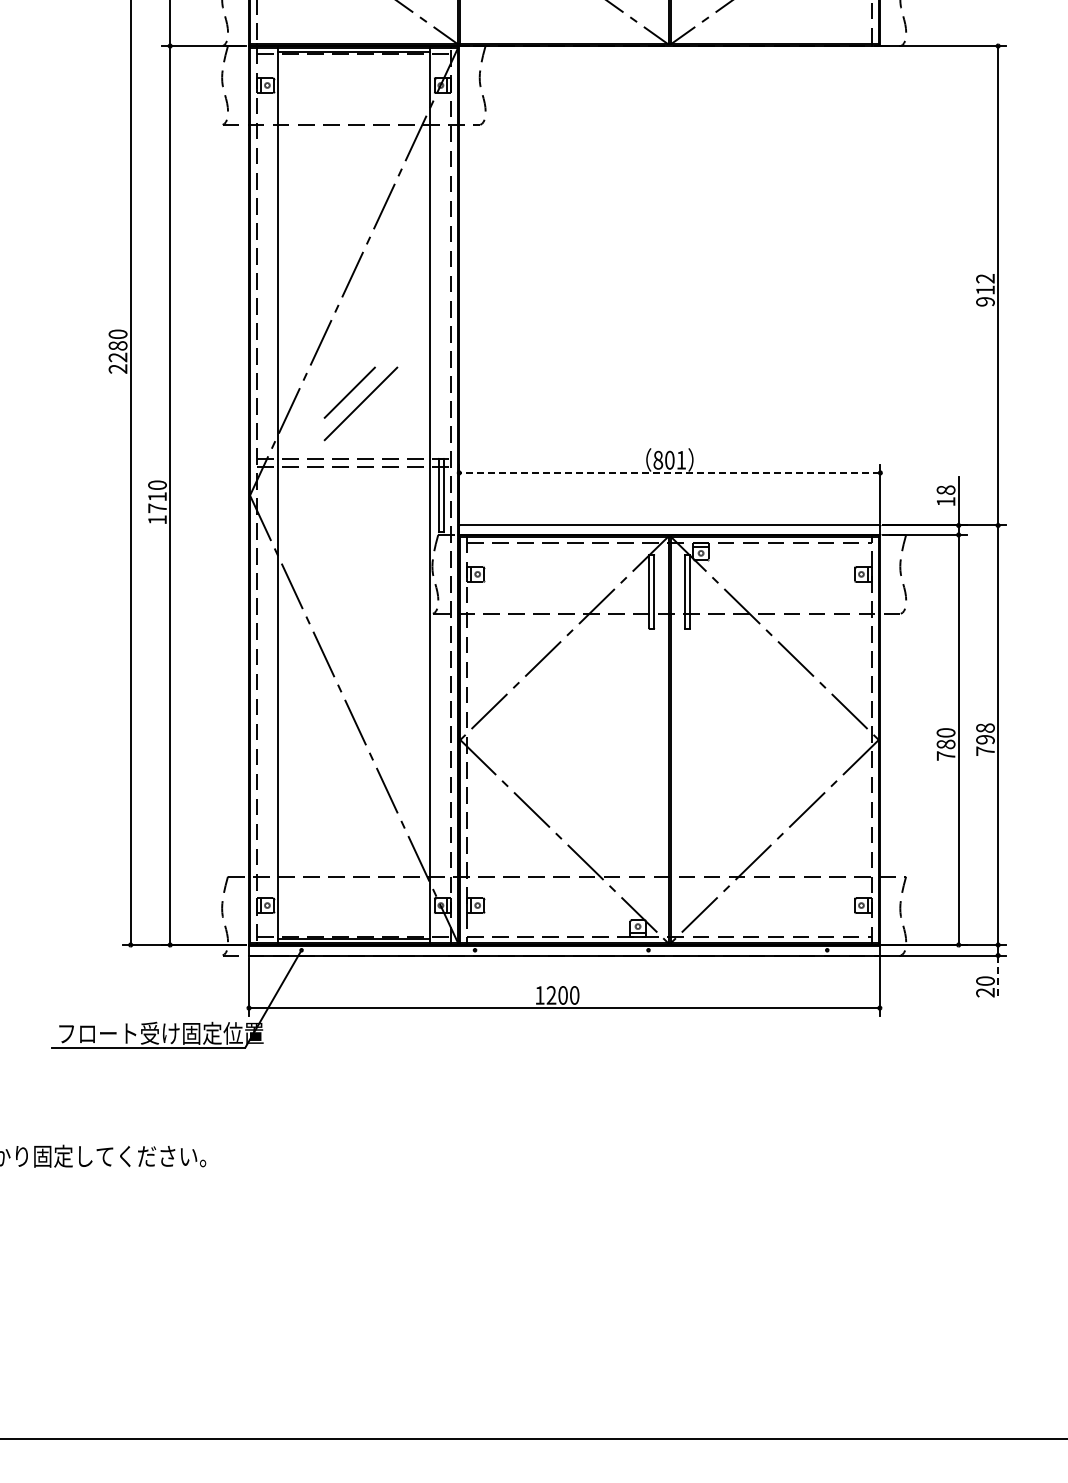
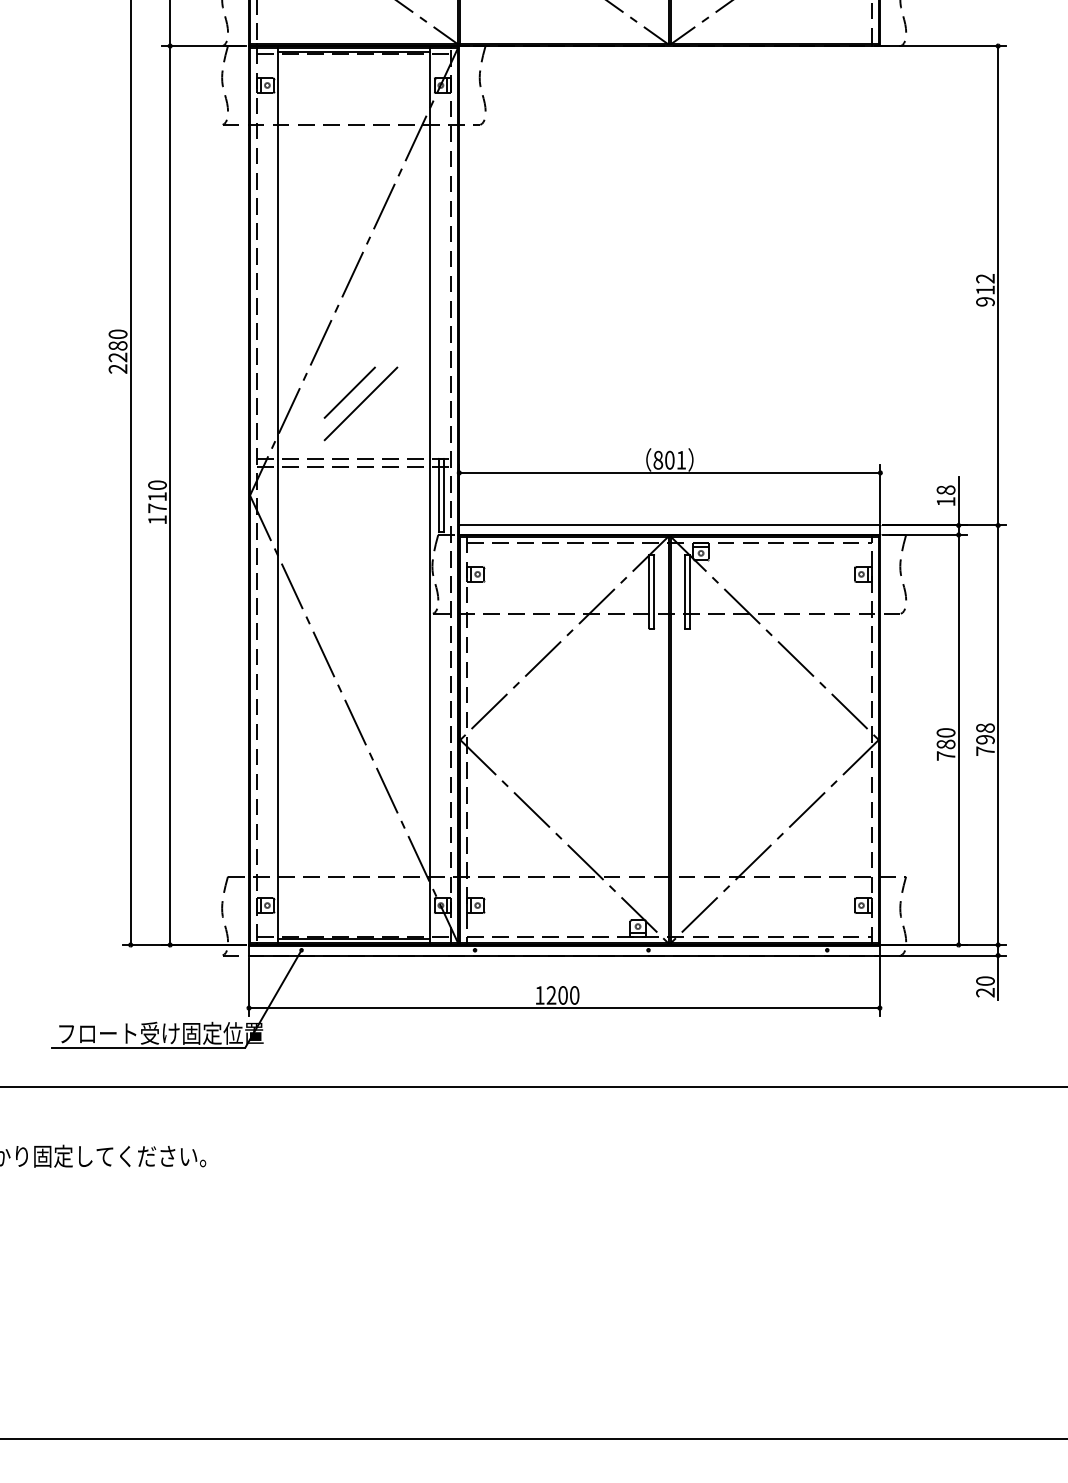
line: dashed -> solid (669, 472)
line: dashed -> solid (998, 978)
line: none -> present (533, 1086)
